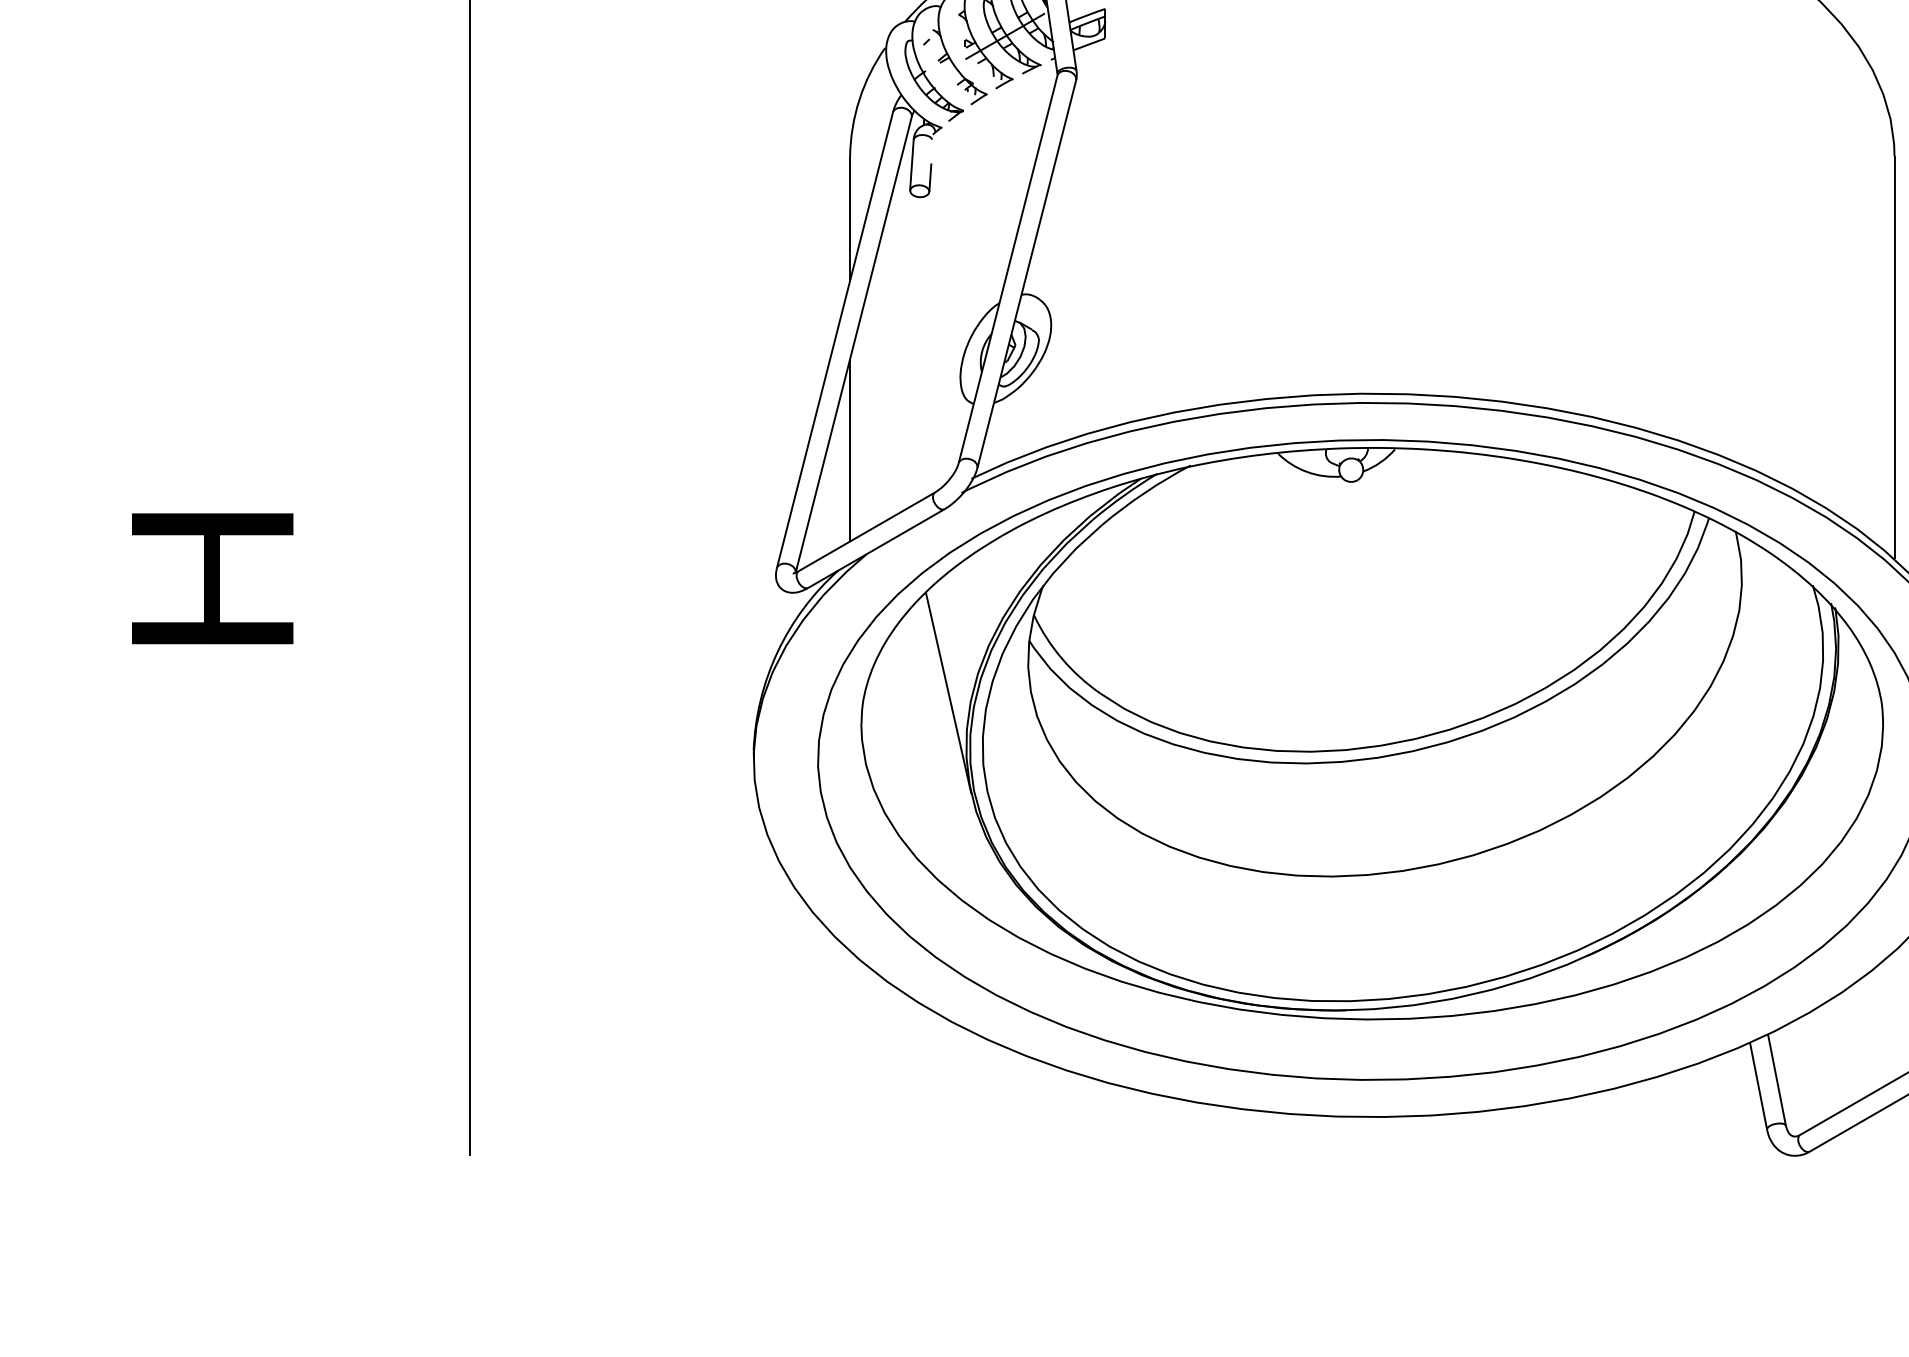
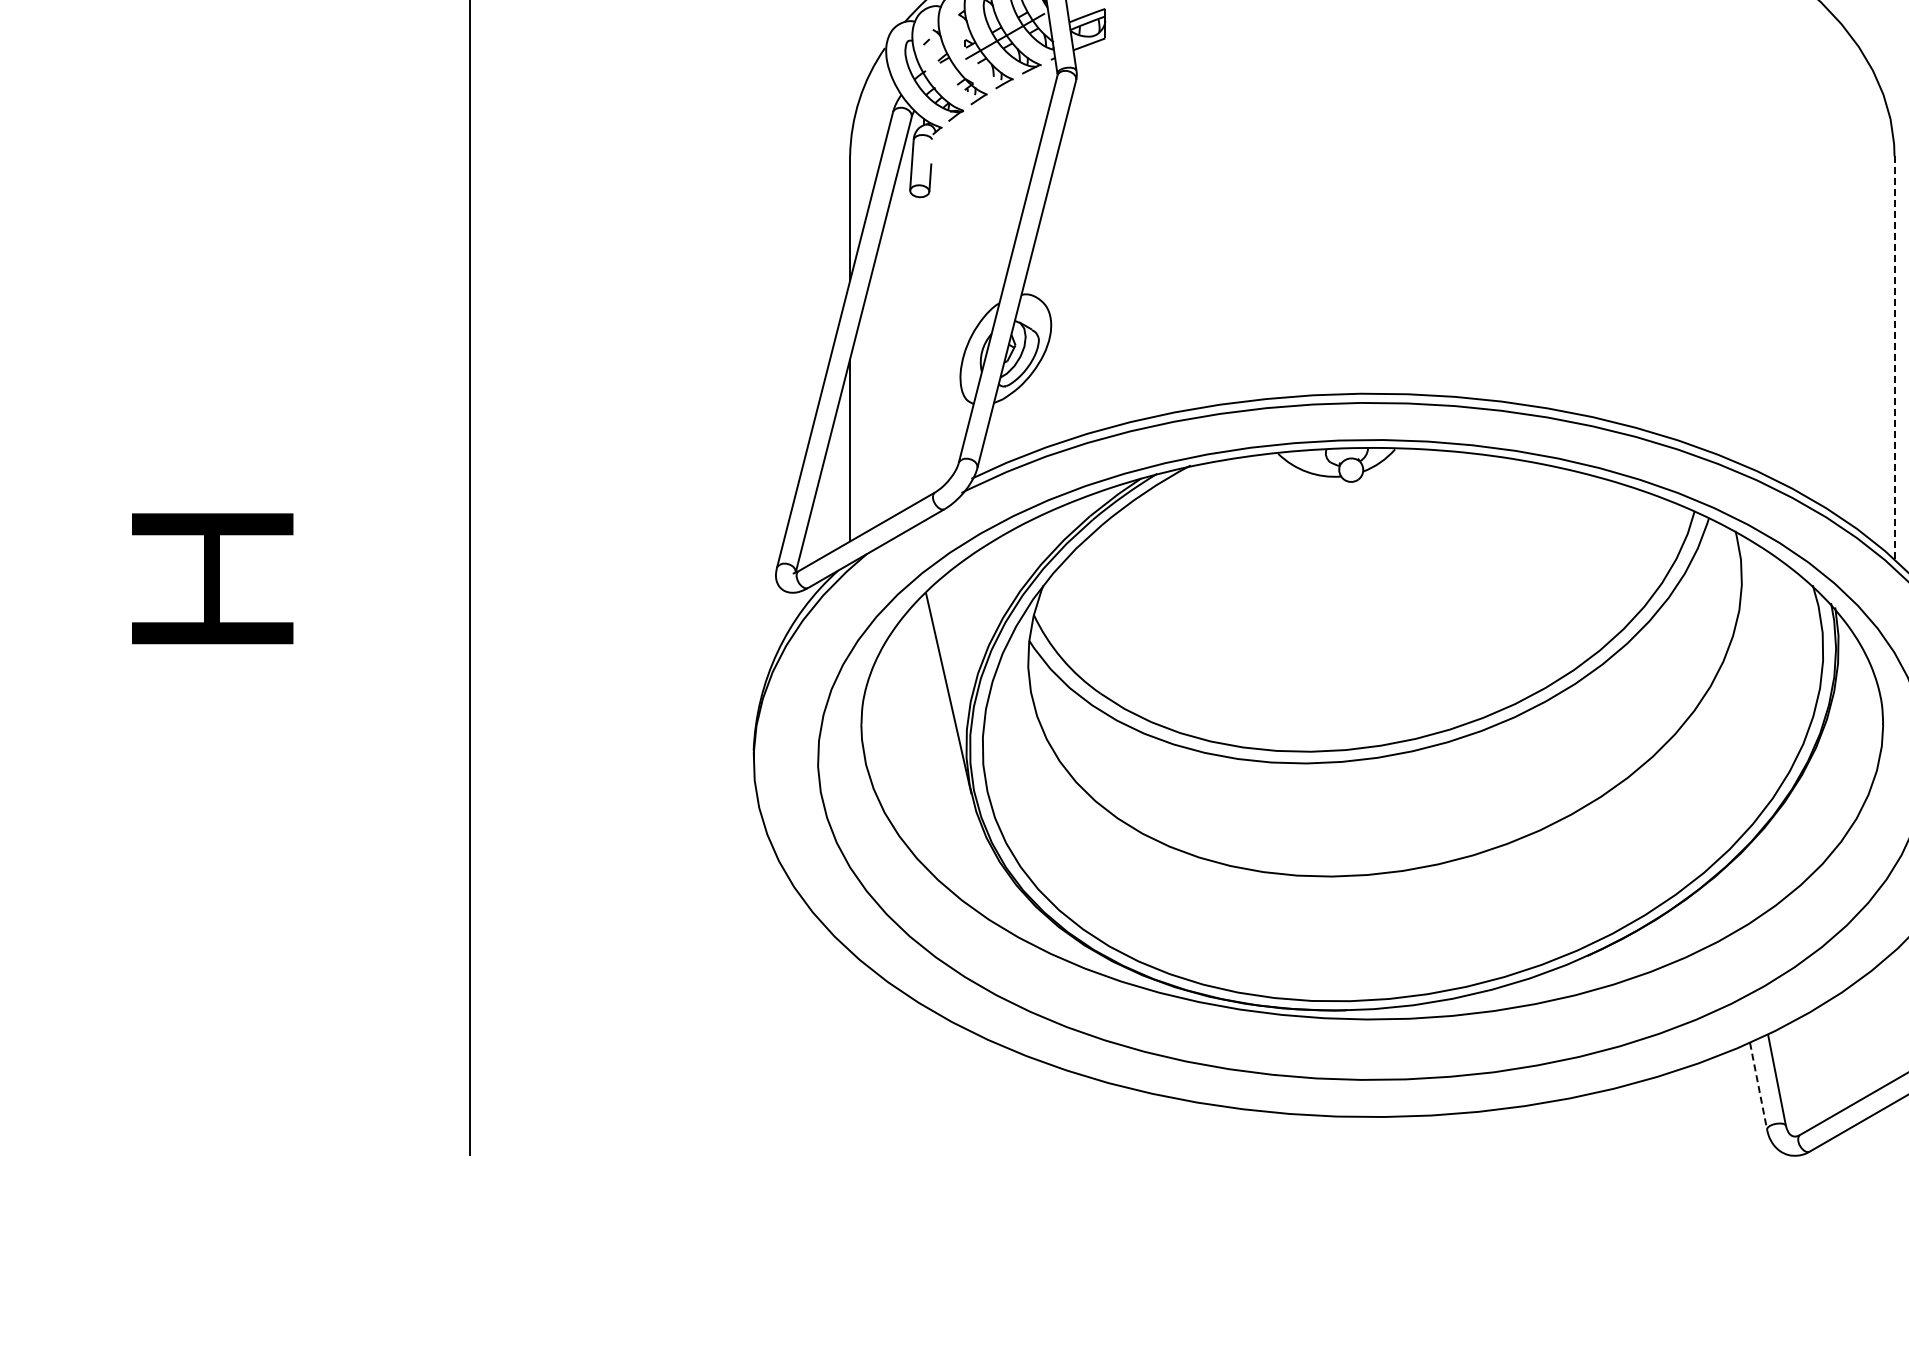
line: solid -> dashed (1894, 357)
line: solid -> dashed (1758, 1086)
